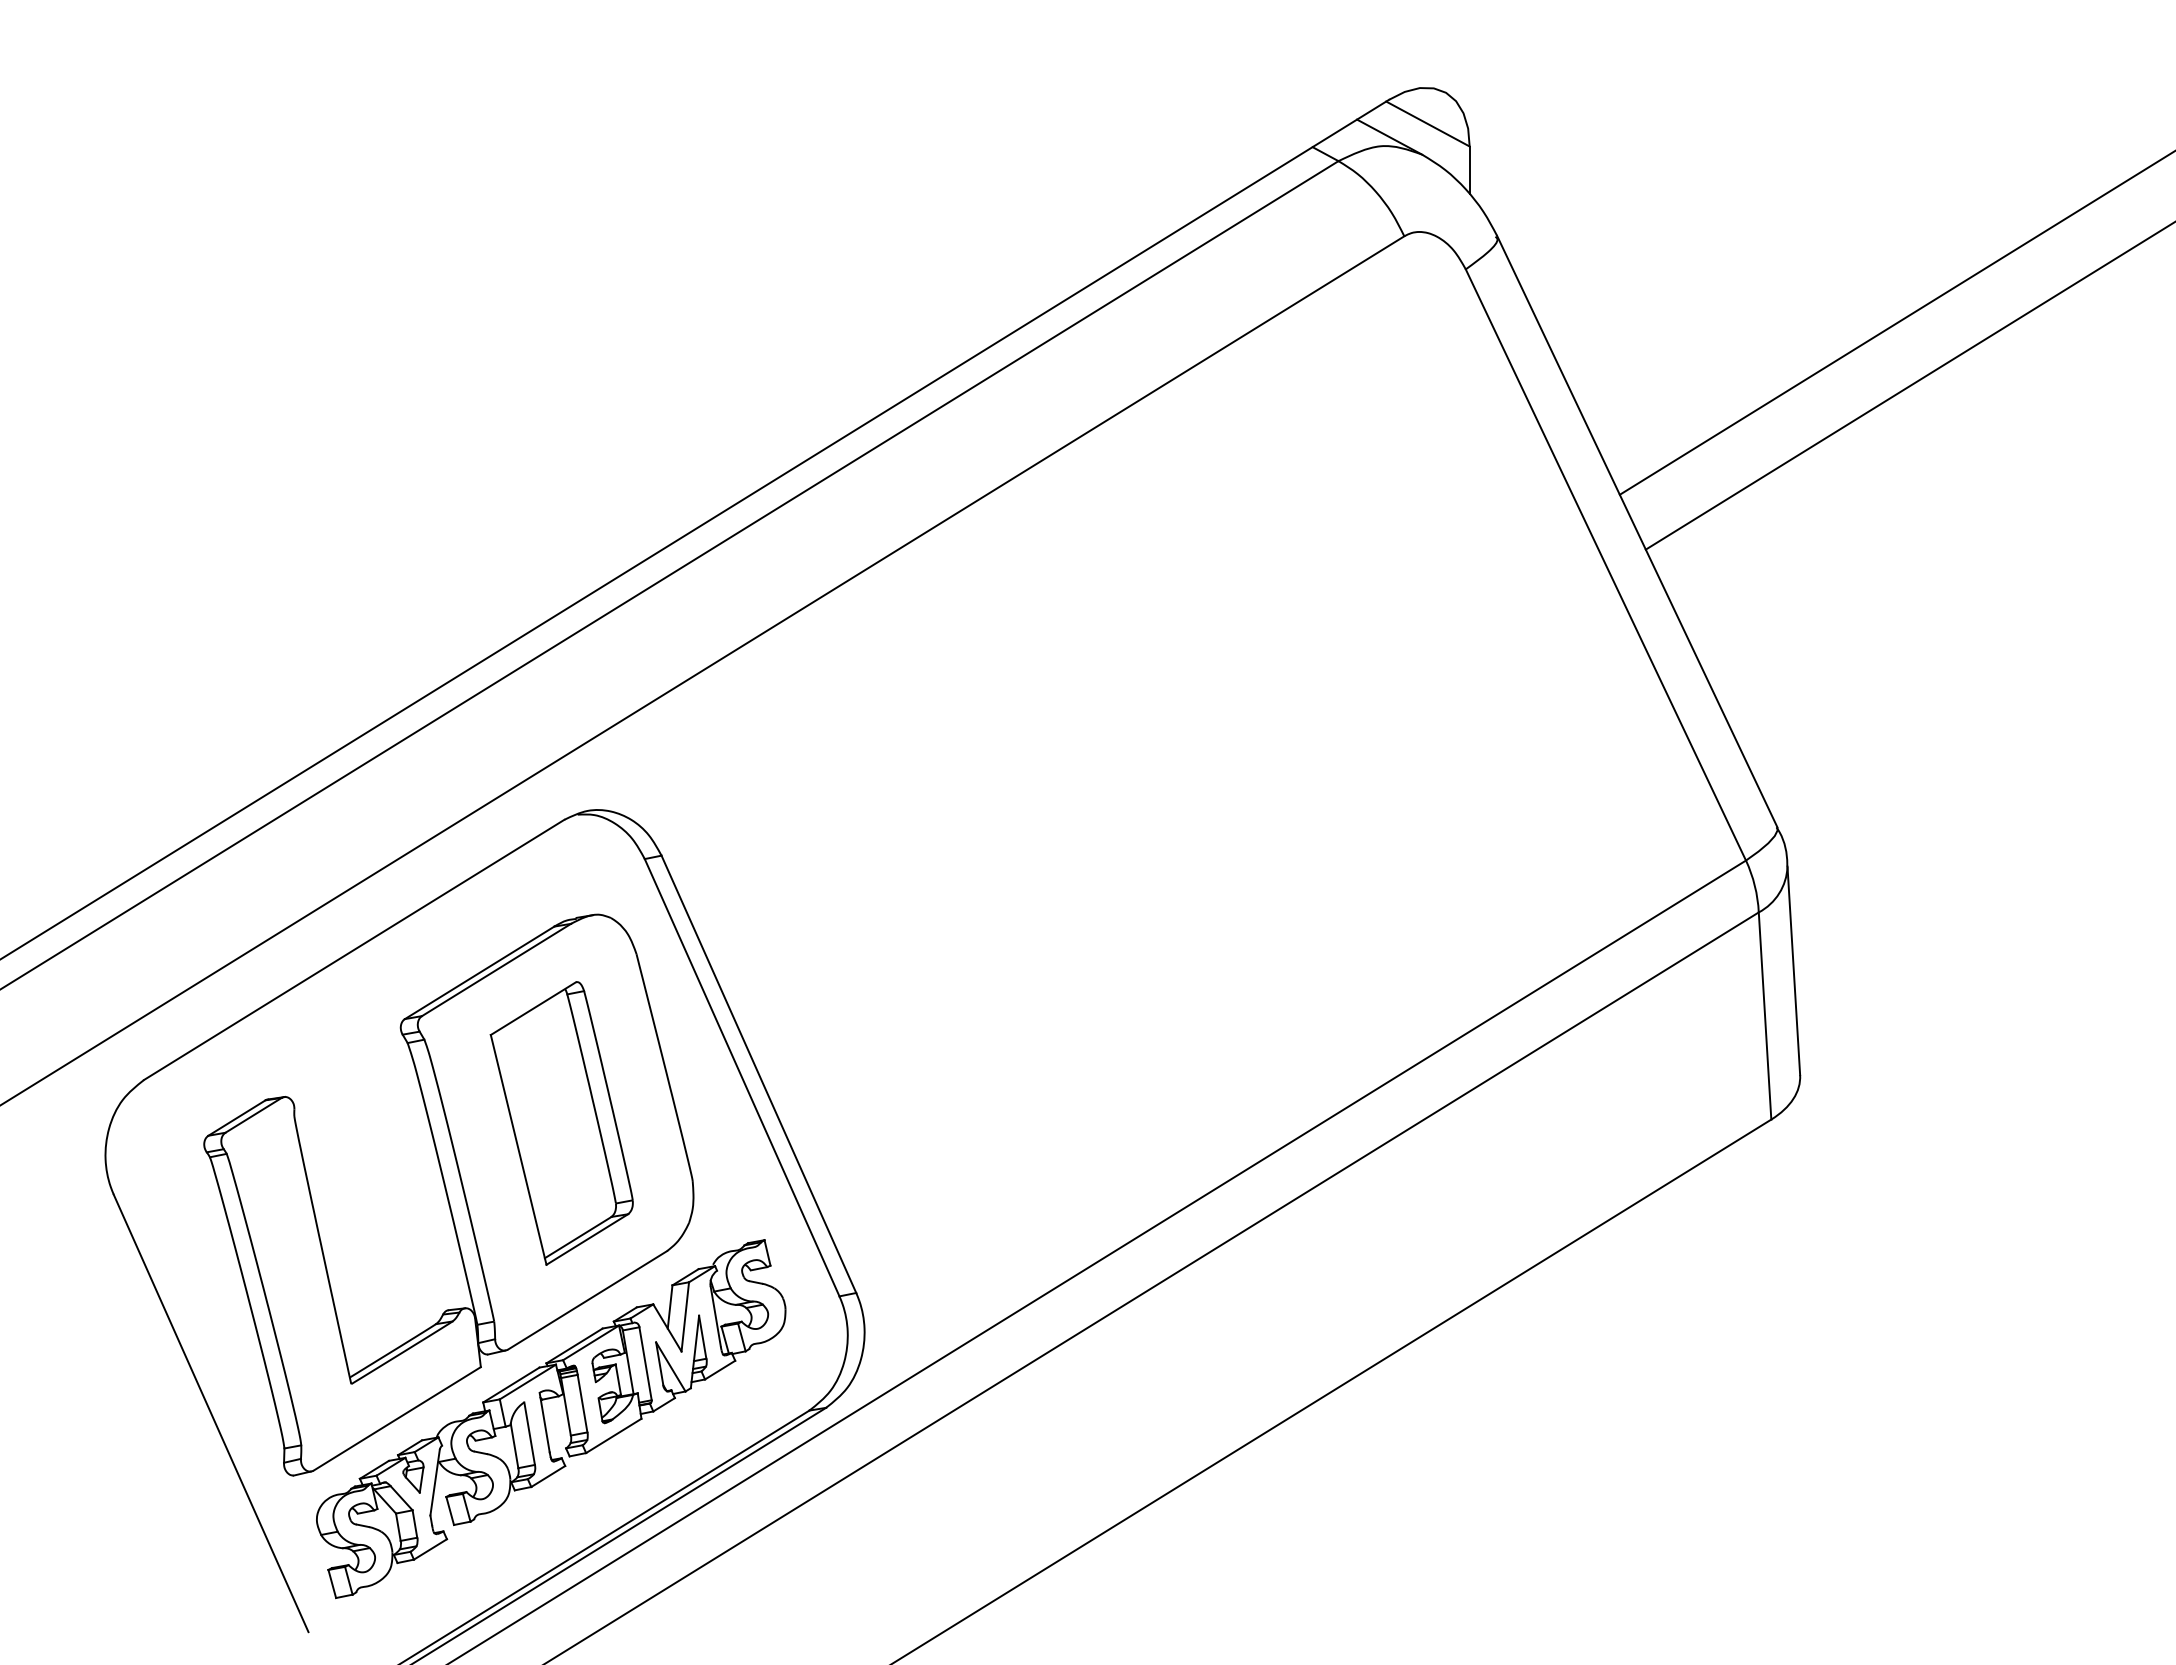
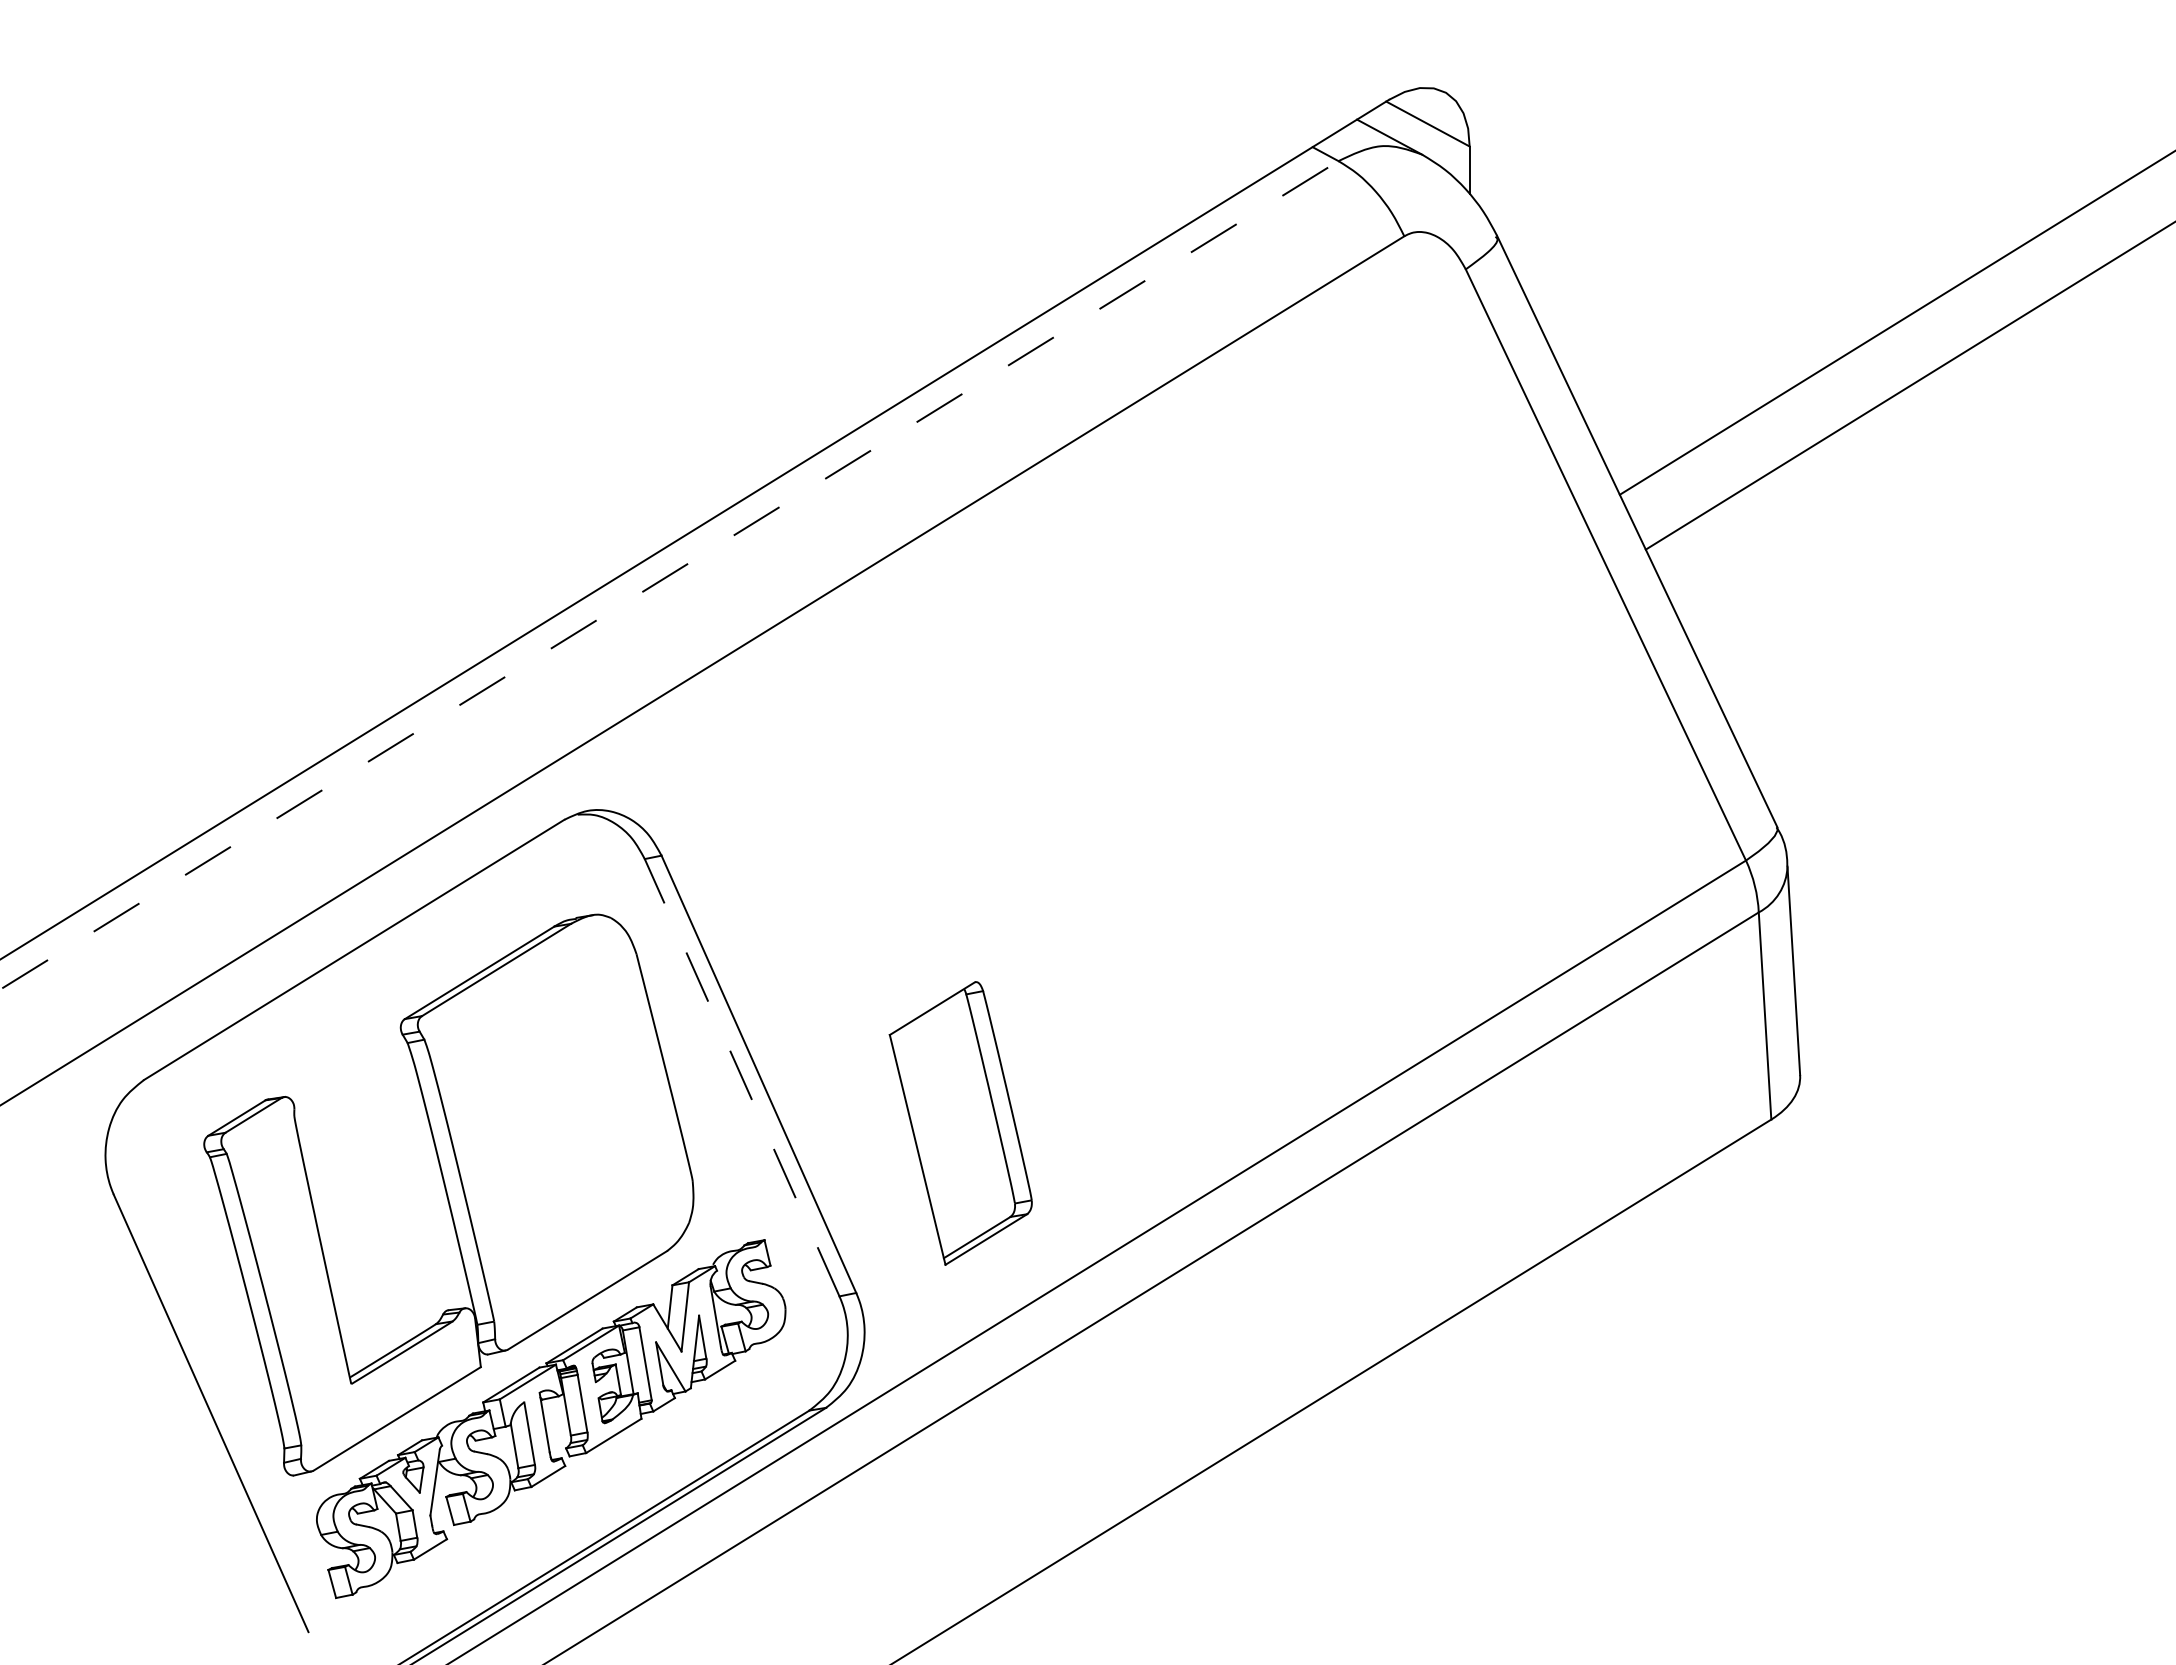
line: solid -> dashed (669, 575)
line: solid -> dashed (741, 1077)
part position: (561, 1123) -> (960, 1123) (960, 1123)
